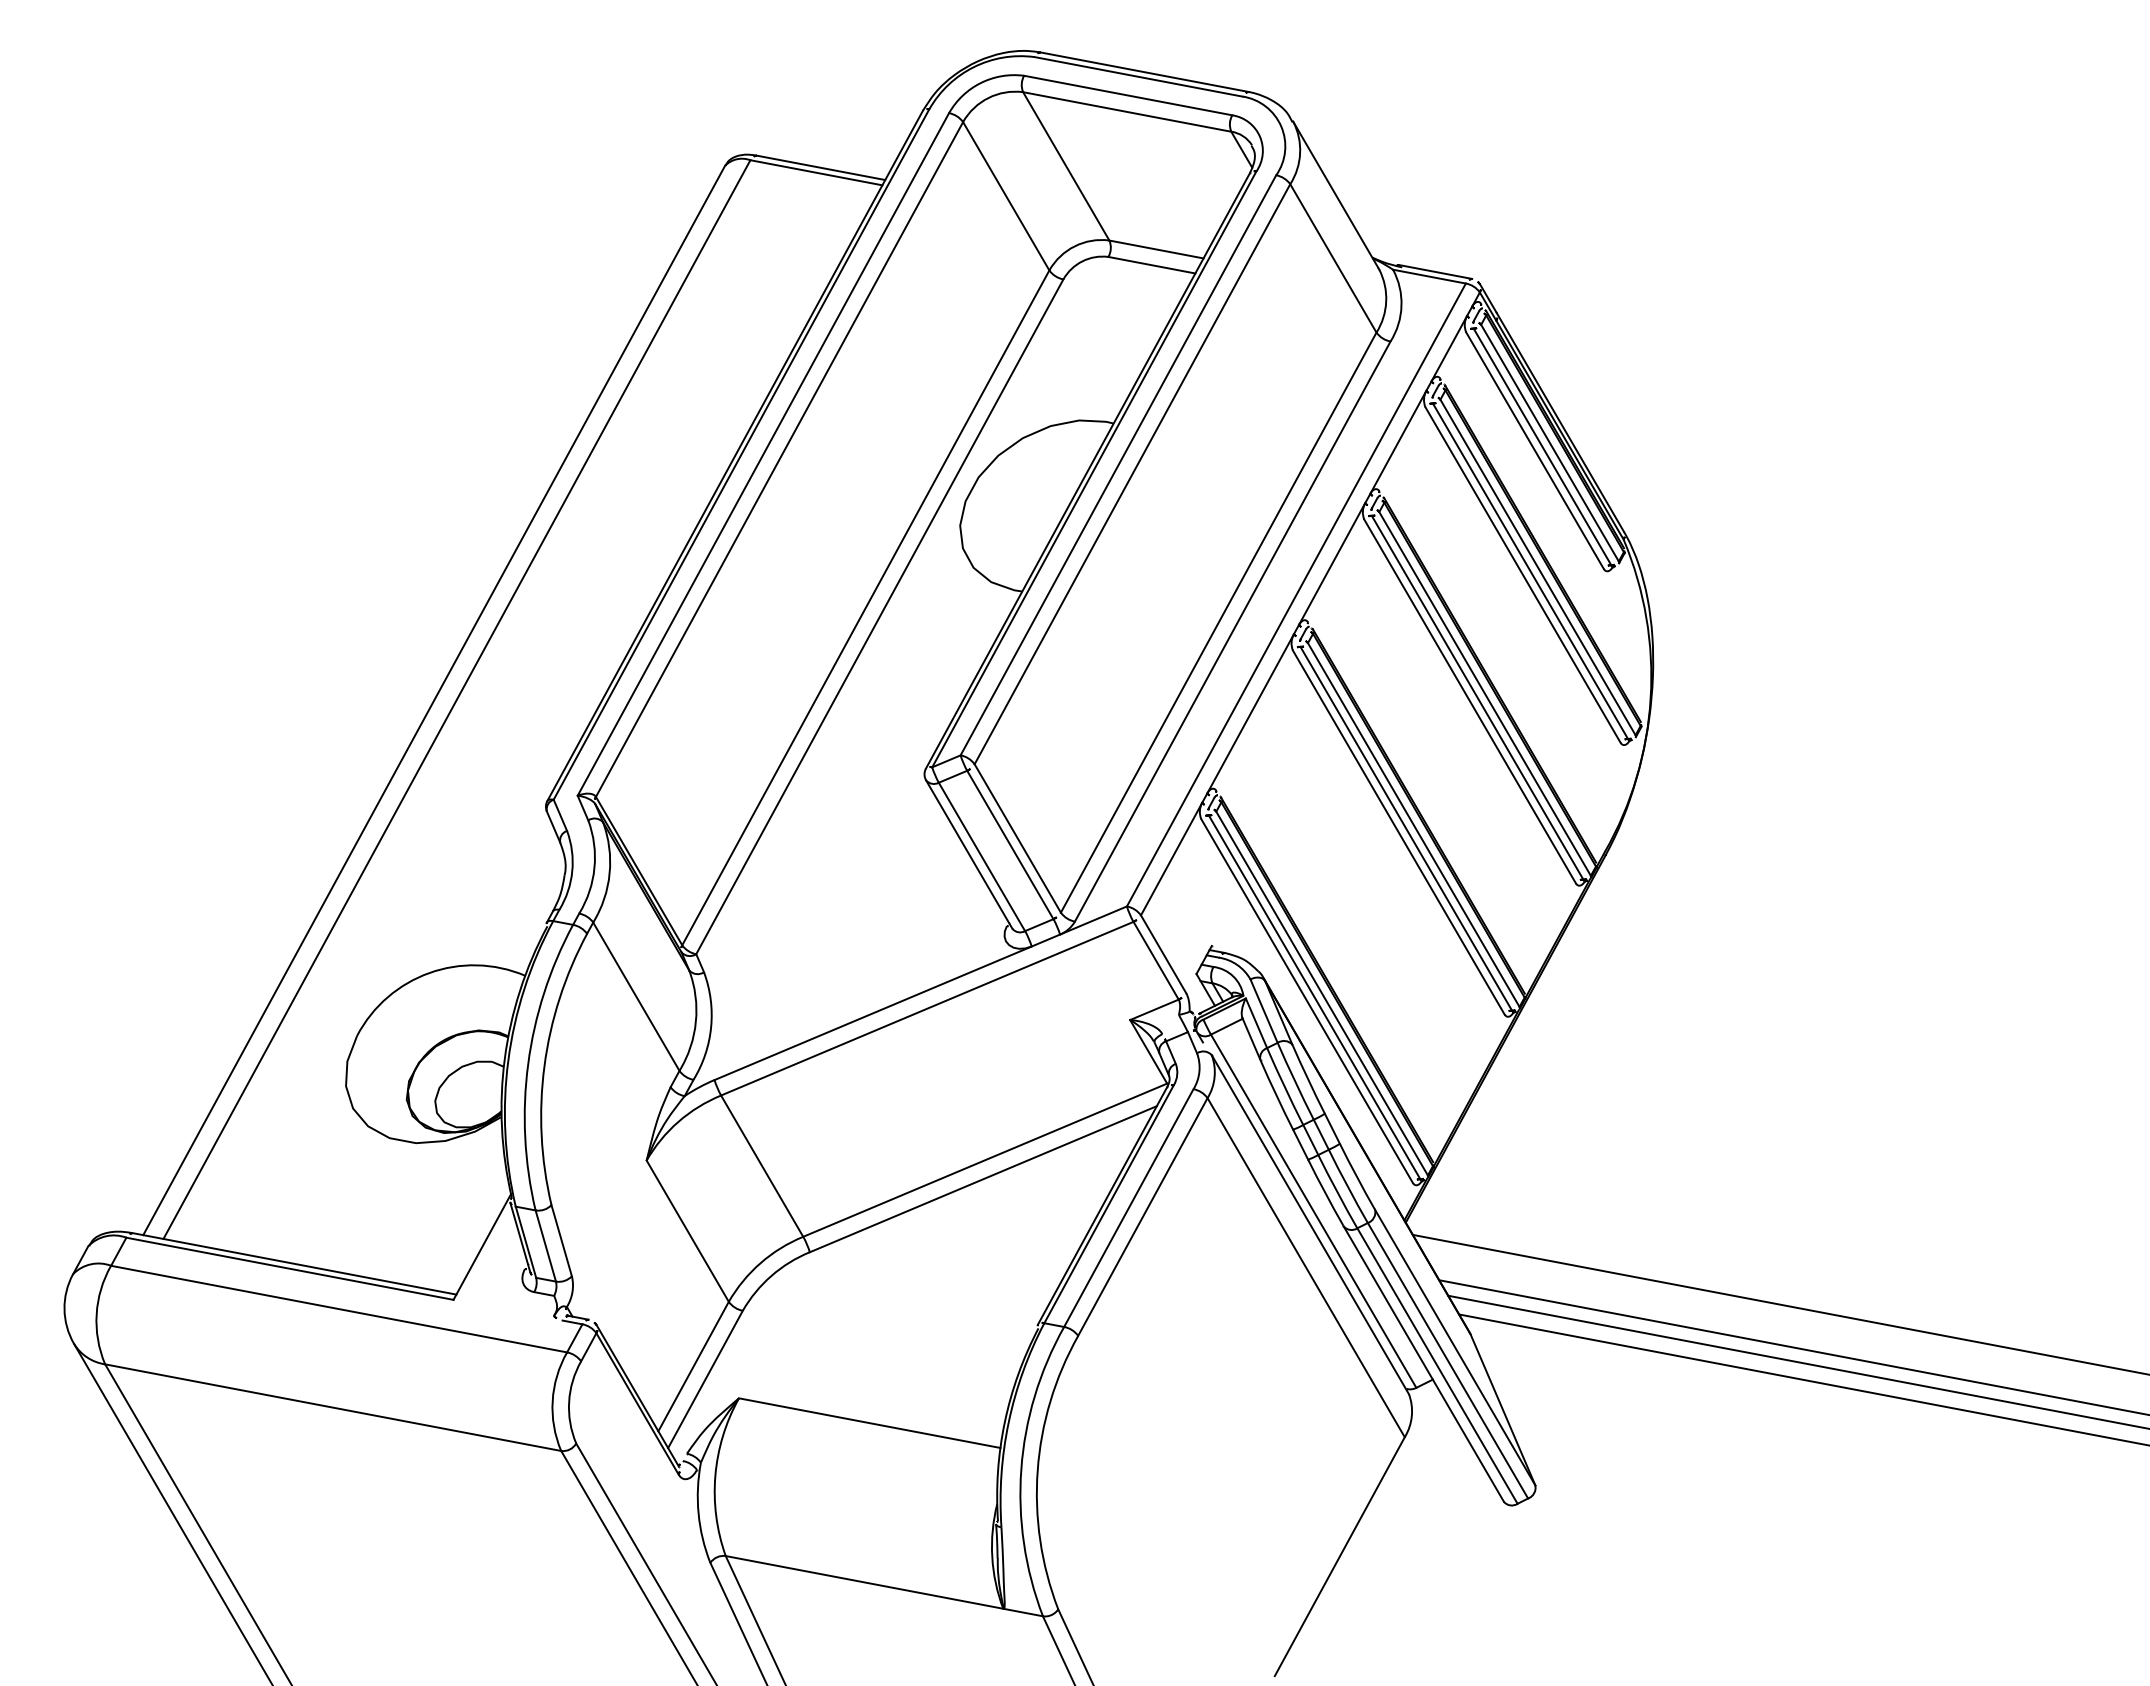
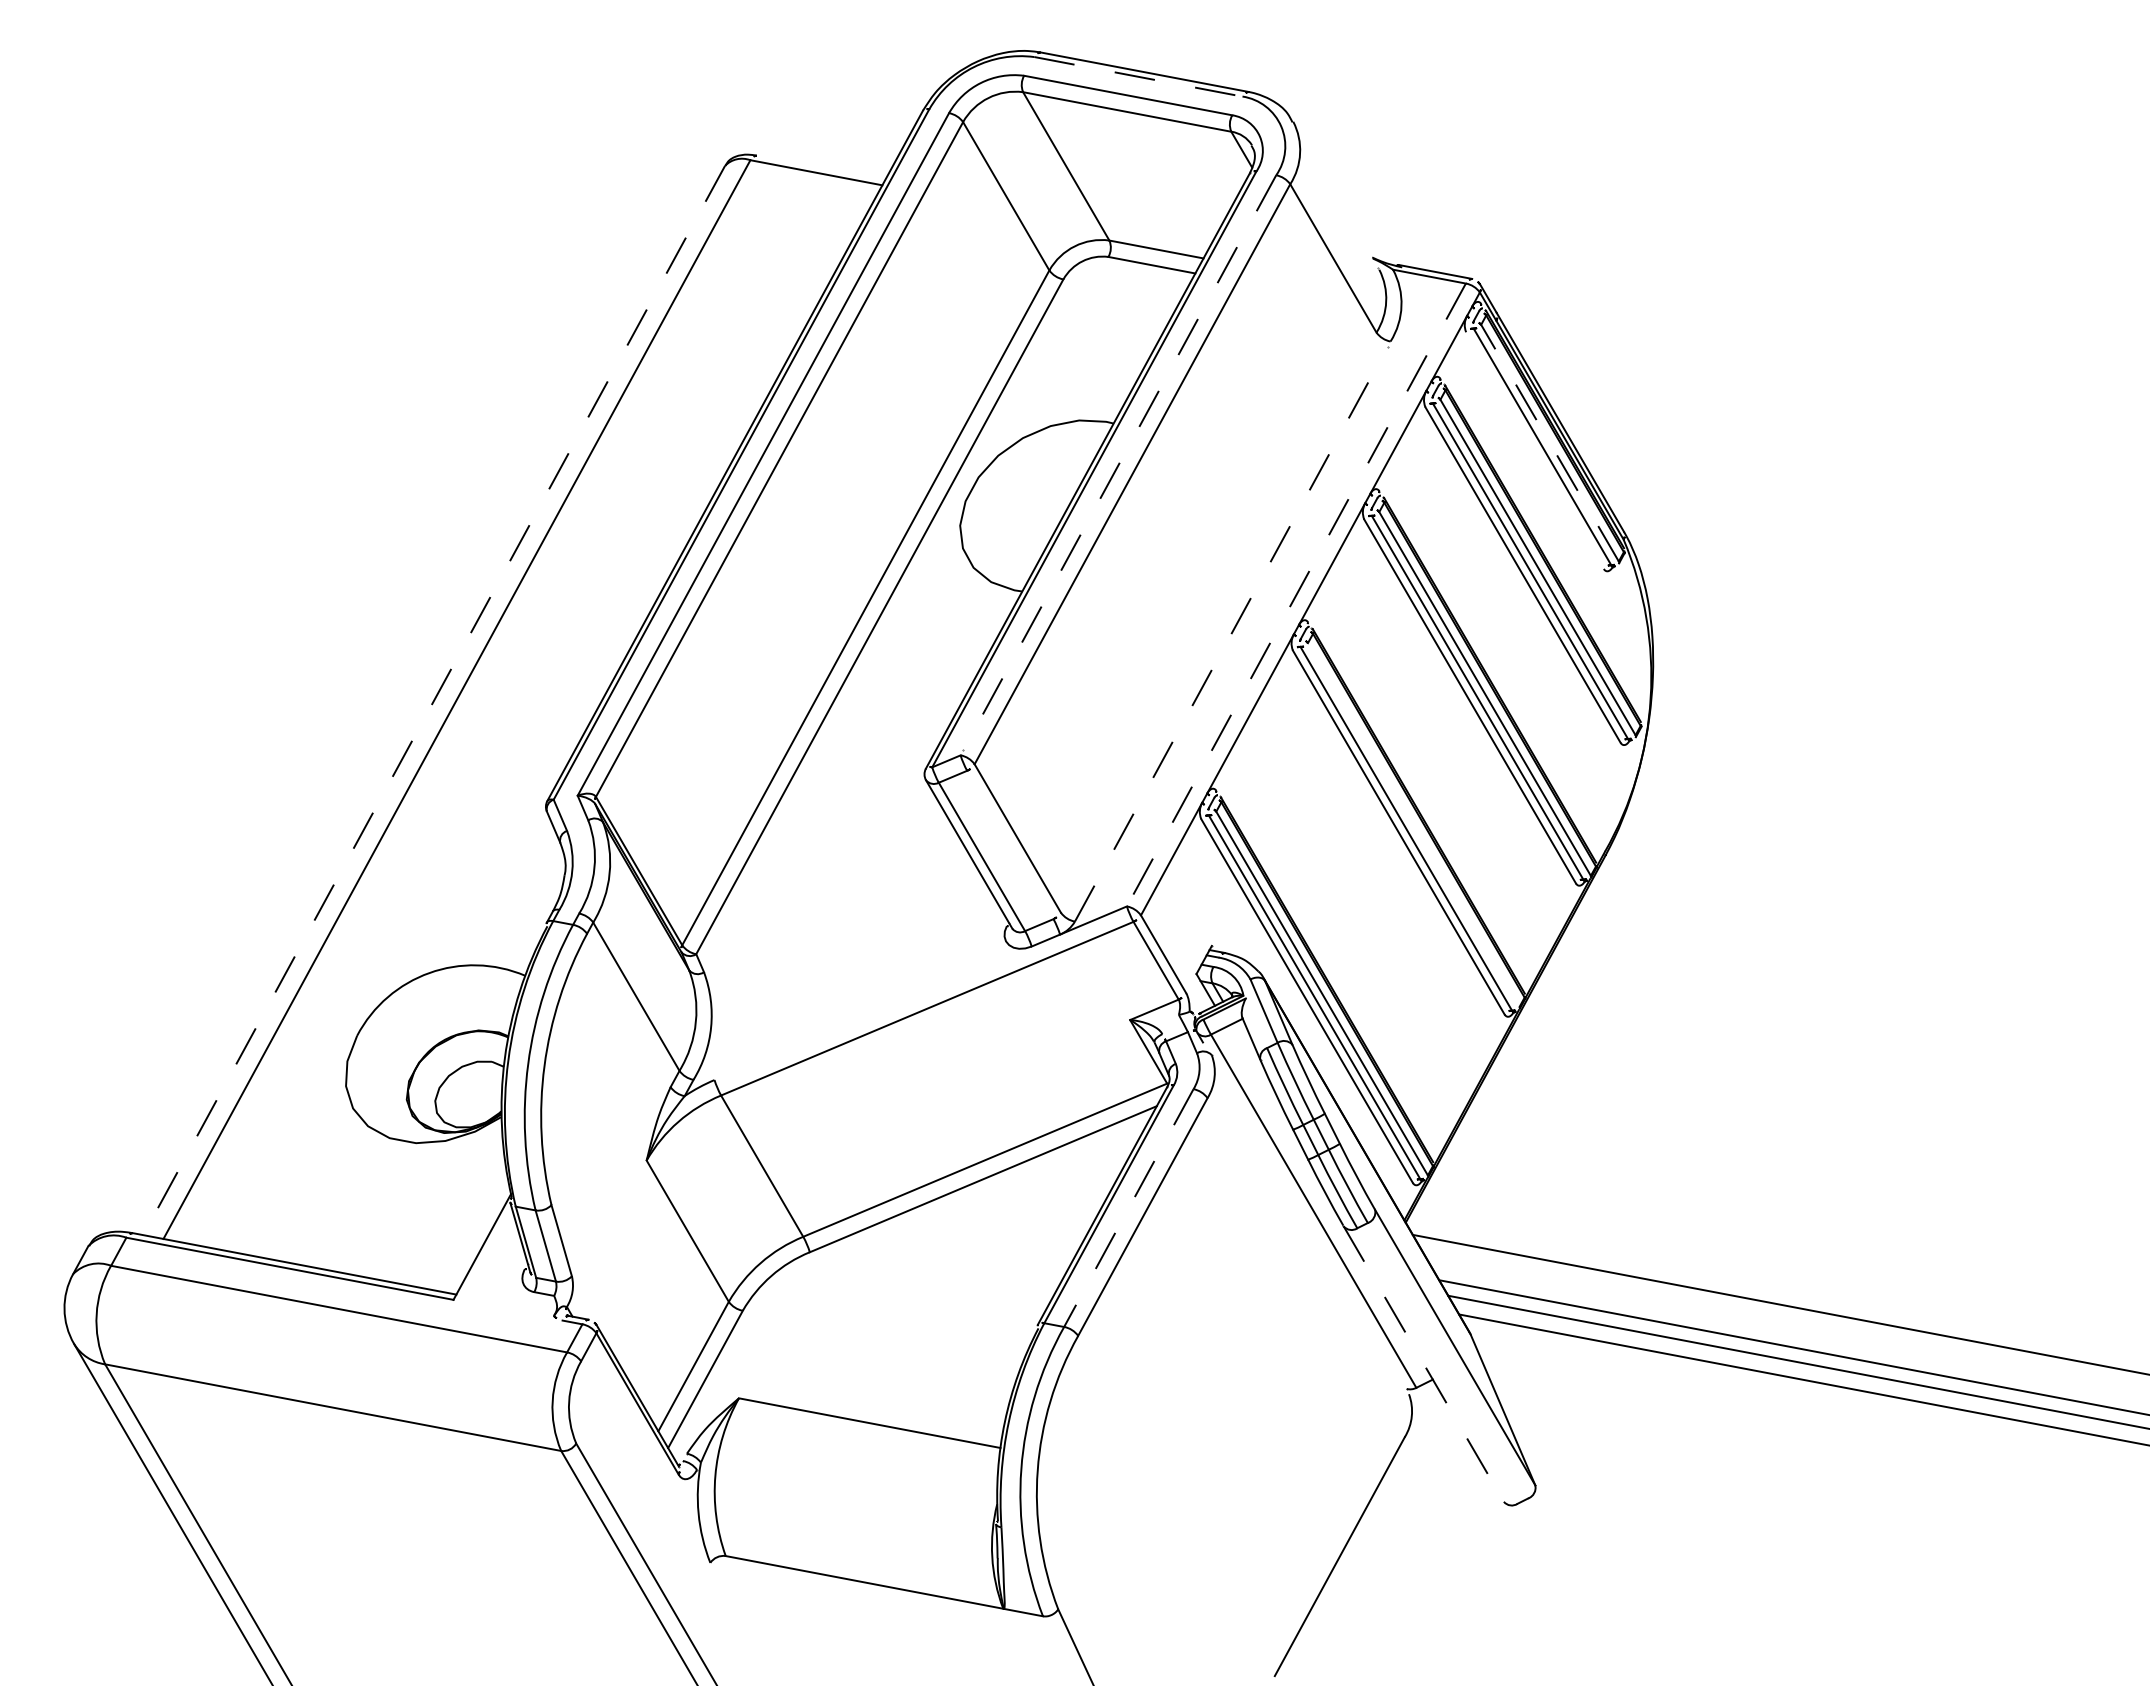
line: solid -> dashed (1138, 76)
line: present -> none (820, 167)
line: present -> none (1336, 195)
line: solid -> dashed (1550, 443)
line: present -> none (1534, 450)
line: solid -> dashed (1118, 465)
line: solid -> dashed (1296, 595)
line: present -> none (1218, 622)
line: solid -> dashed (1232, 631)
line: solid -> dashed (434, 700)
line: present -> none (1413, 824)
line: present -> none (1010, 844)
line: present -> none (872, 1013)
line: present -> none (1256, 1023)
line: solid -> dashed (1128, 1208)
line: present -> none (1309, 1224)
line: present -> none (1305, 1267)
line: present -> none (1447, 1360)
line: solid -> dashed (1424, 1364)
line: present -> none (1437, 1365)
line: present -> none (754, 1619)
line: present -> none (738, 1622)
line: present -> none (1057, 1649)
